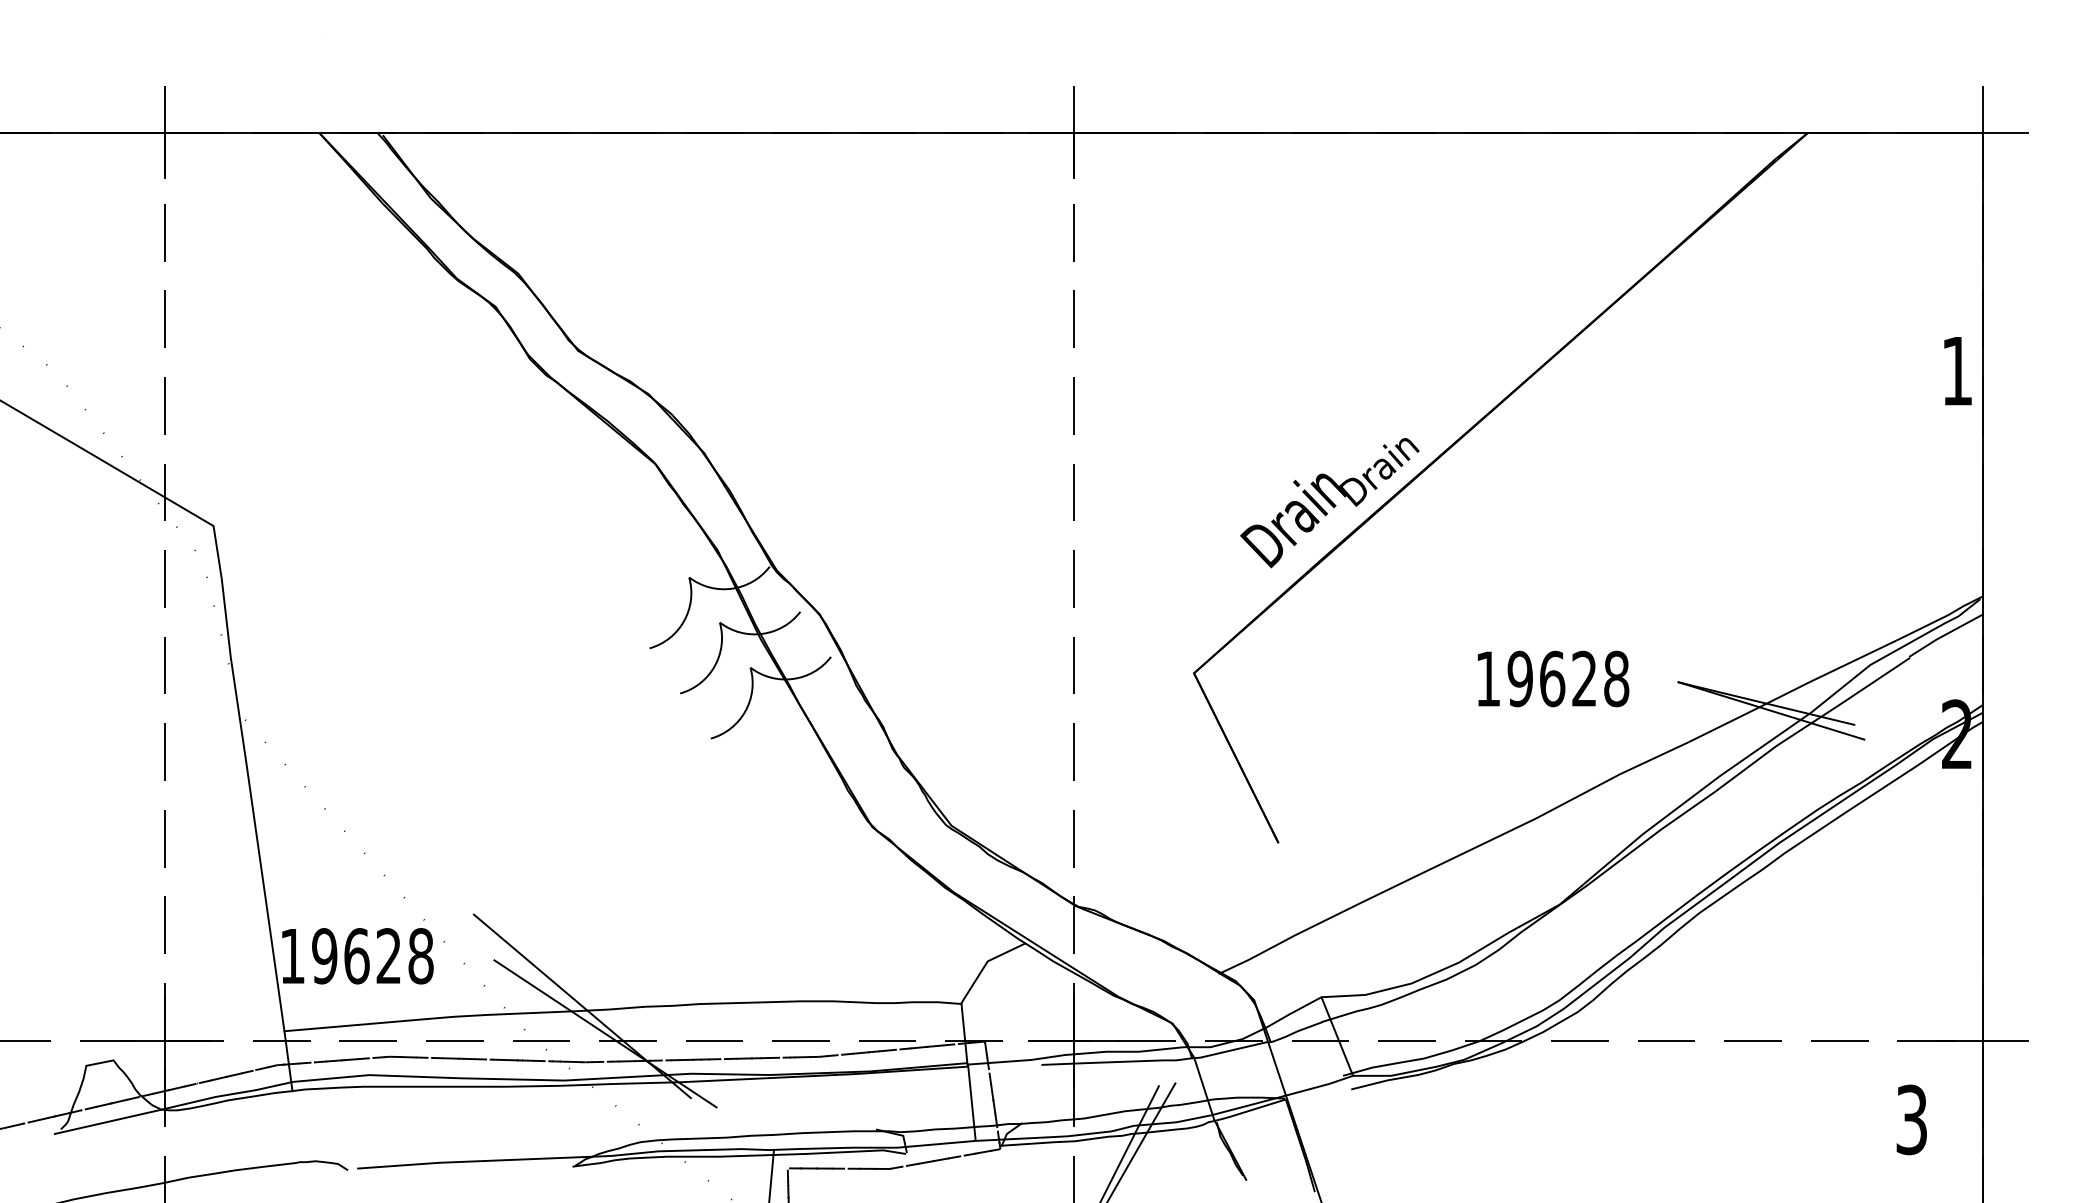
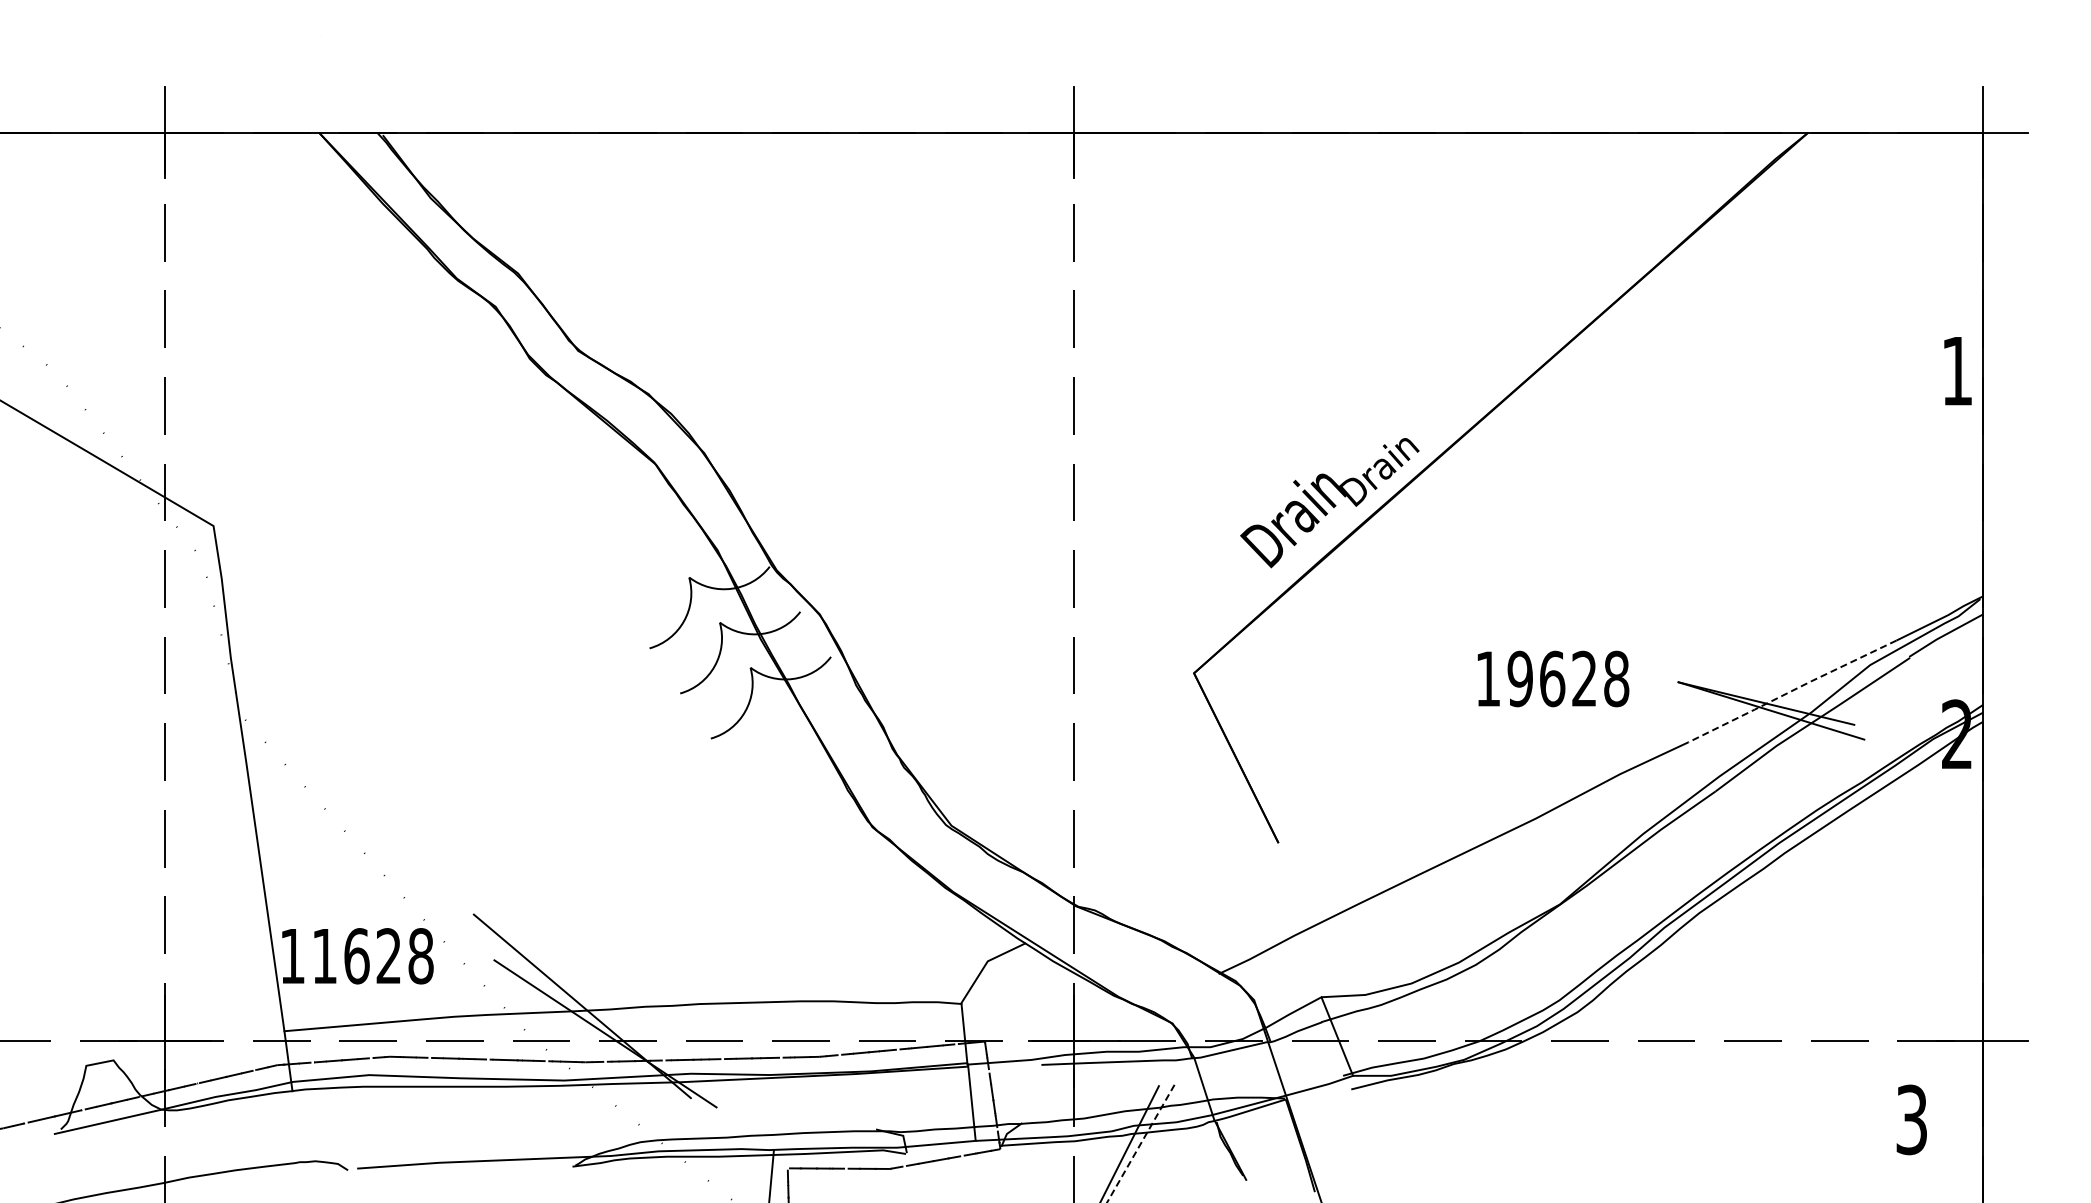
line: solid -> dashed (1792, 690)
text: 19628 -> 11628 (324, 956)
line: solid -> dashed (1141, 1142)
